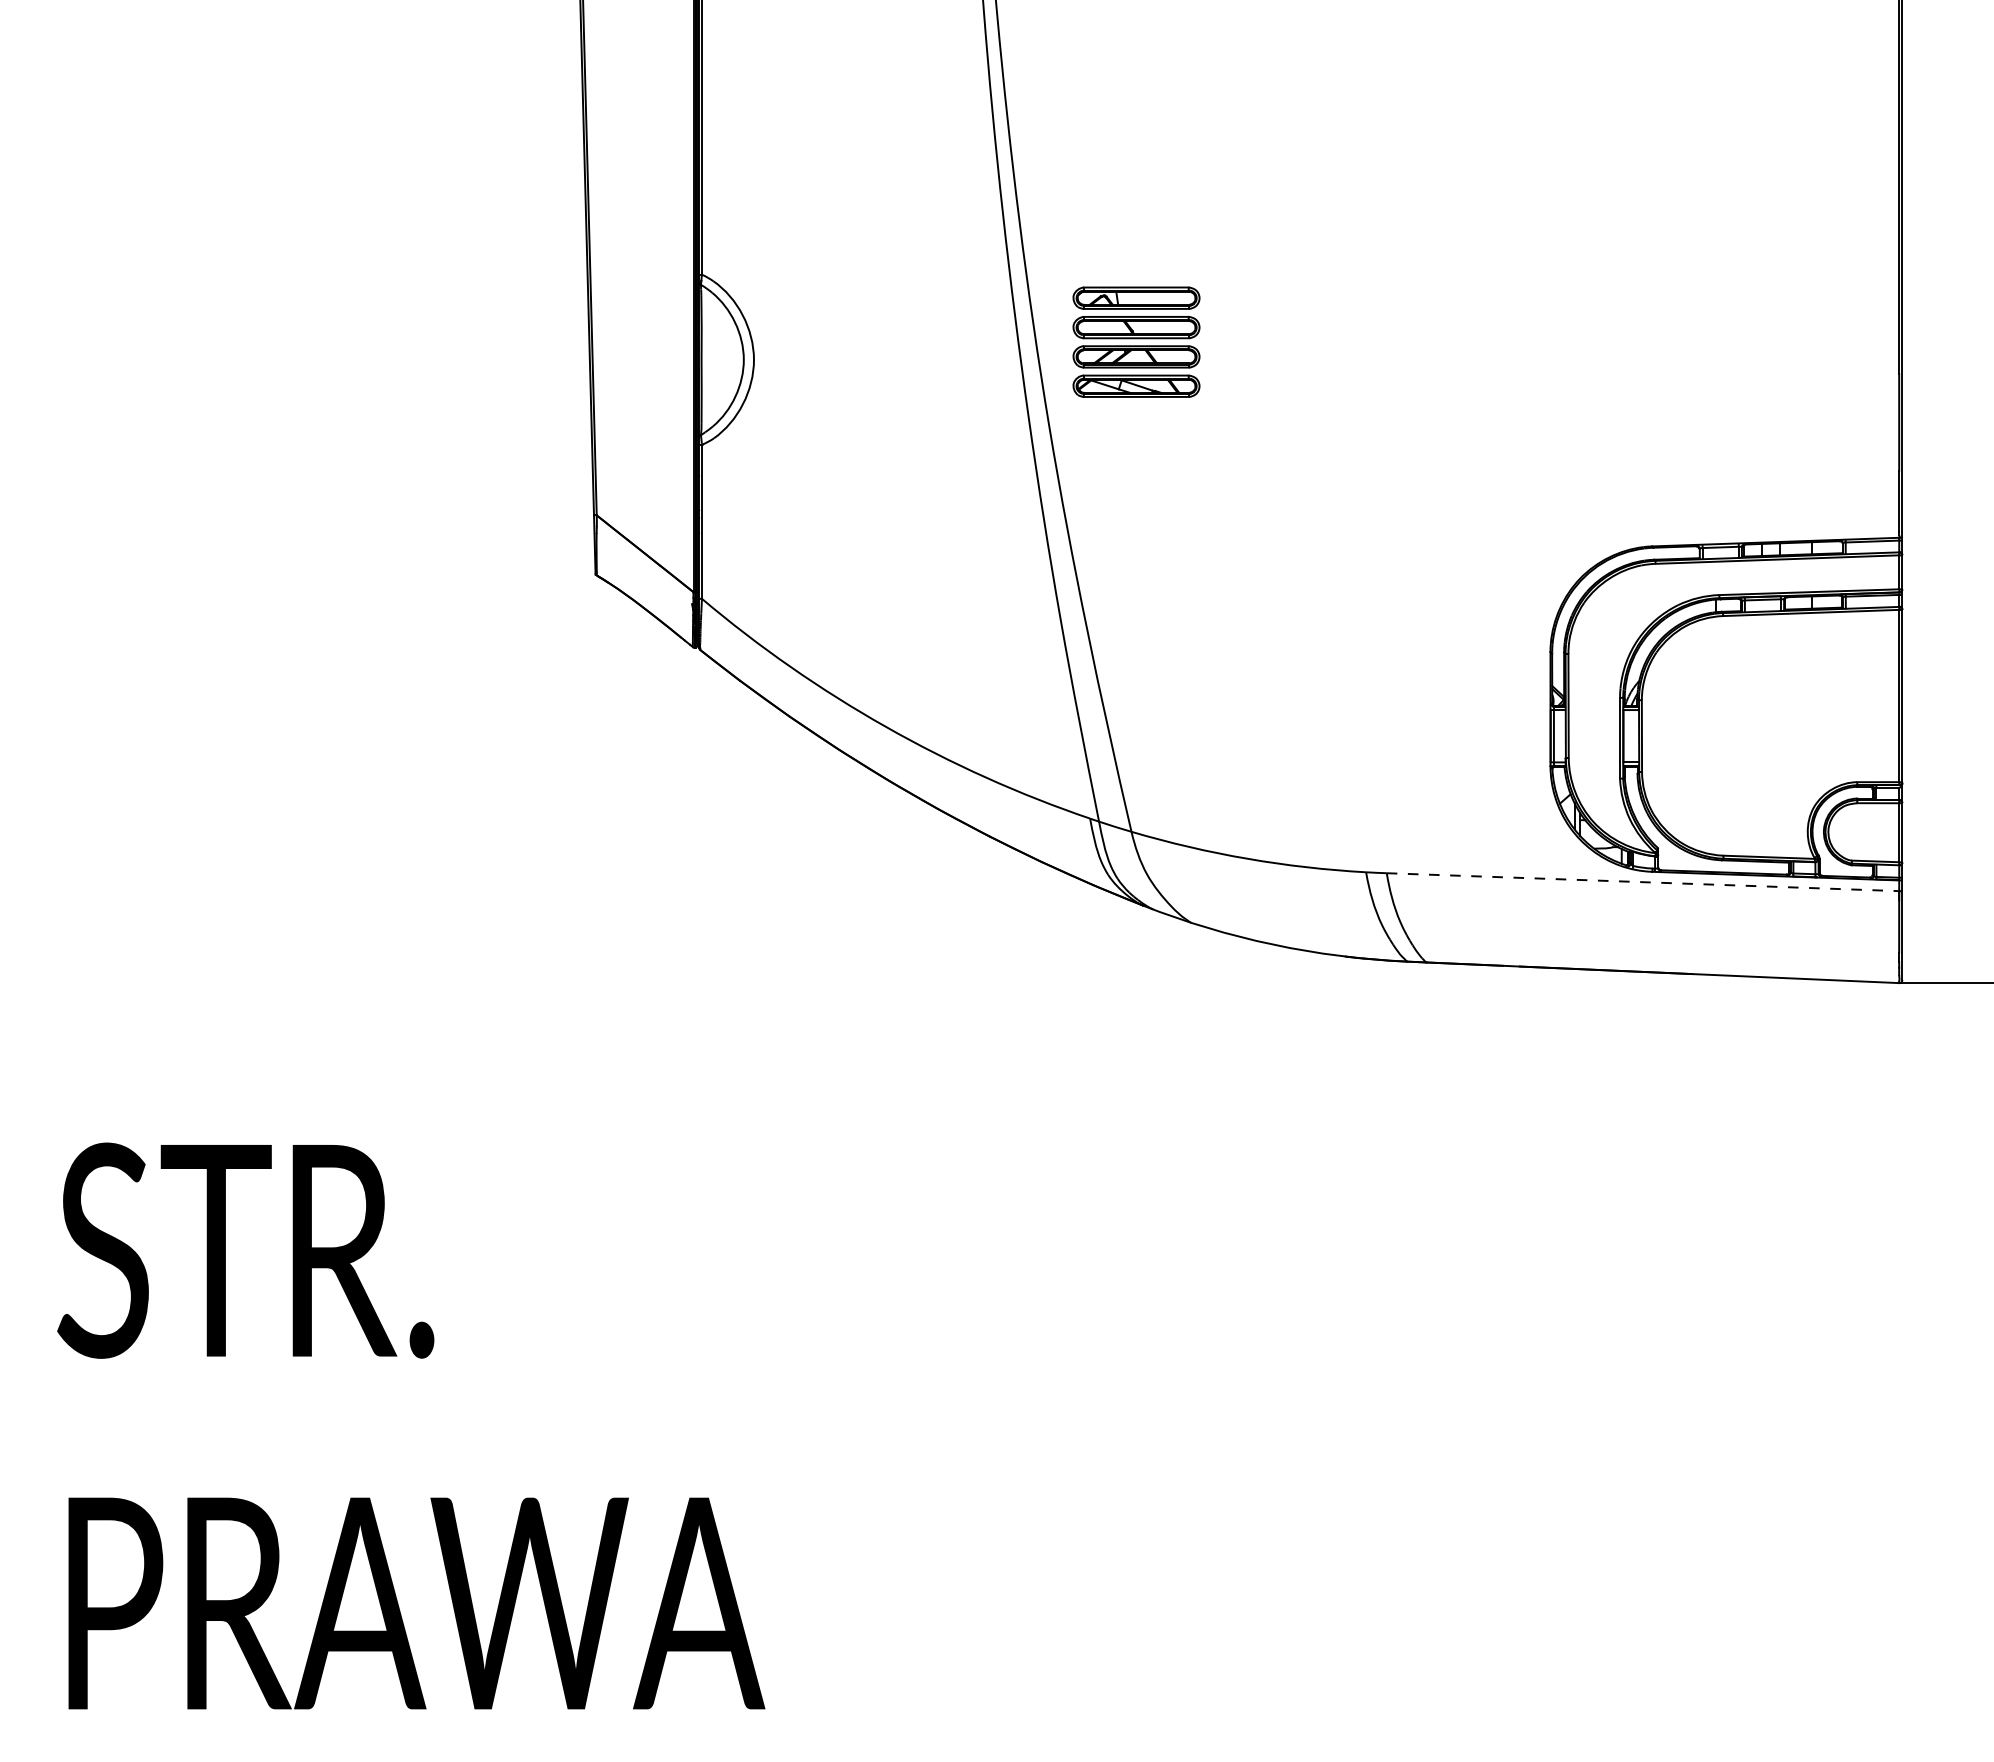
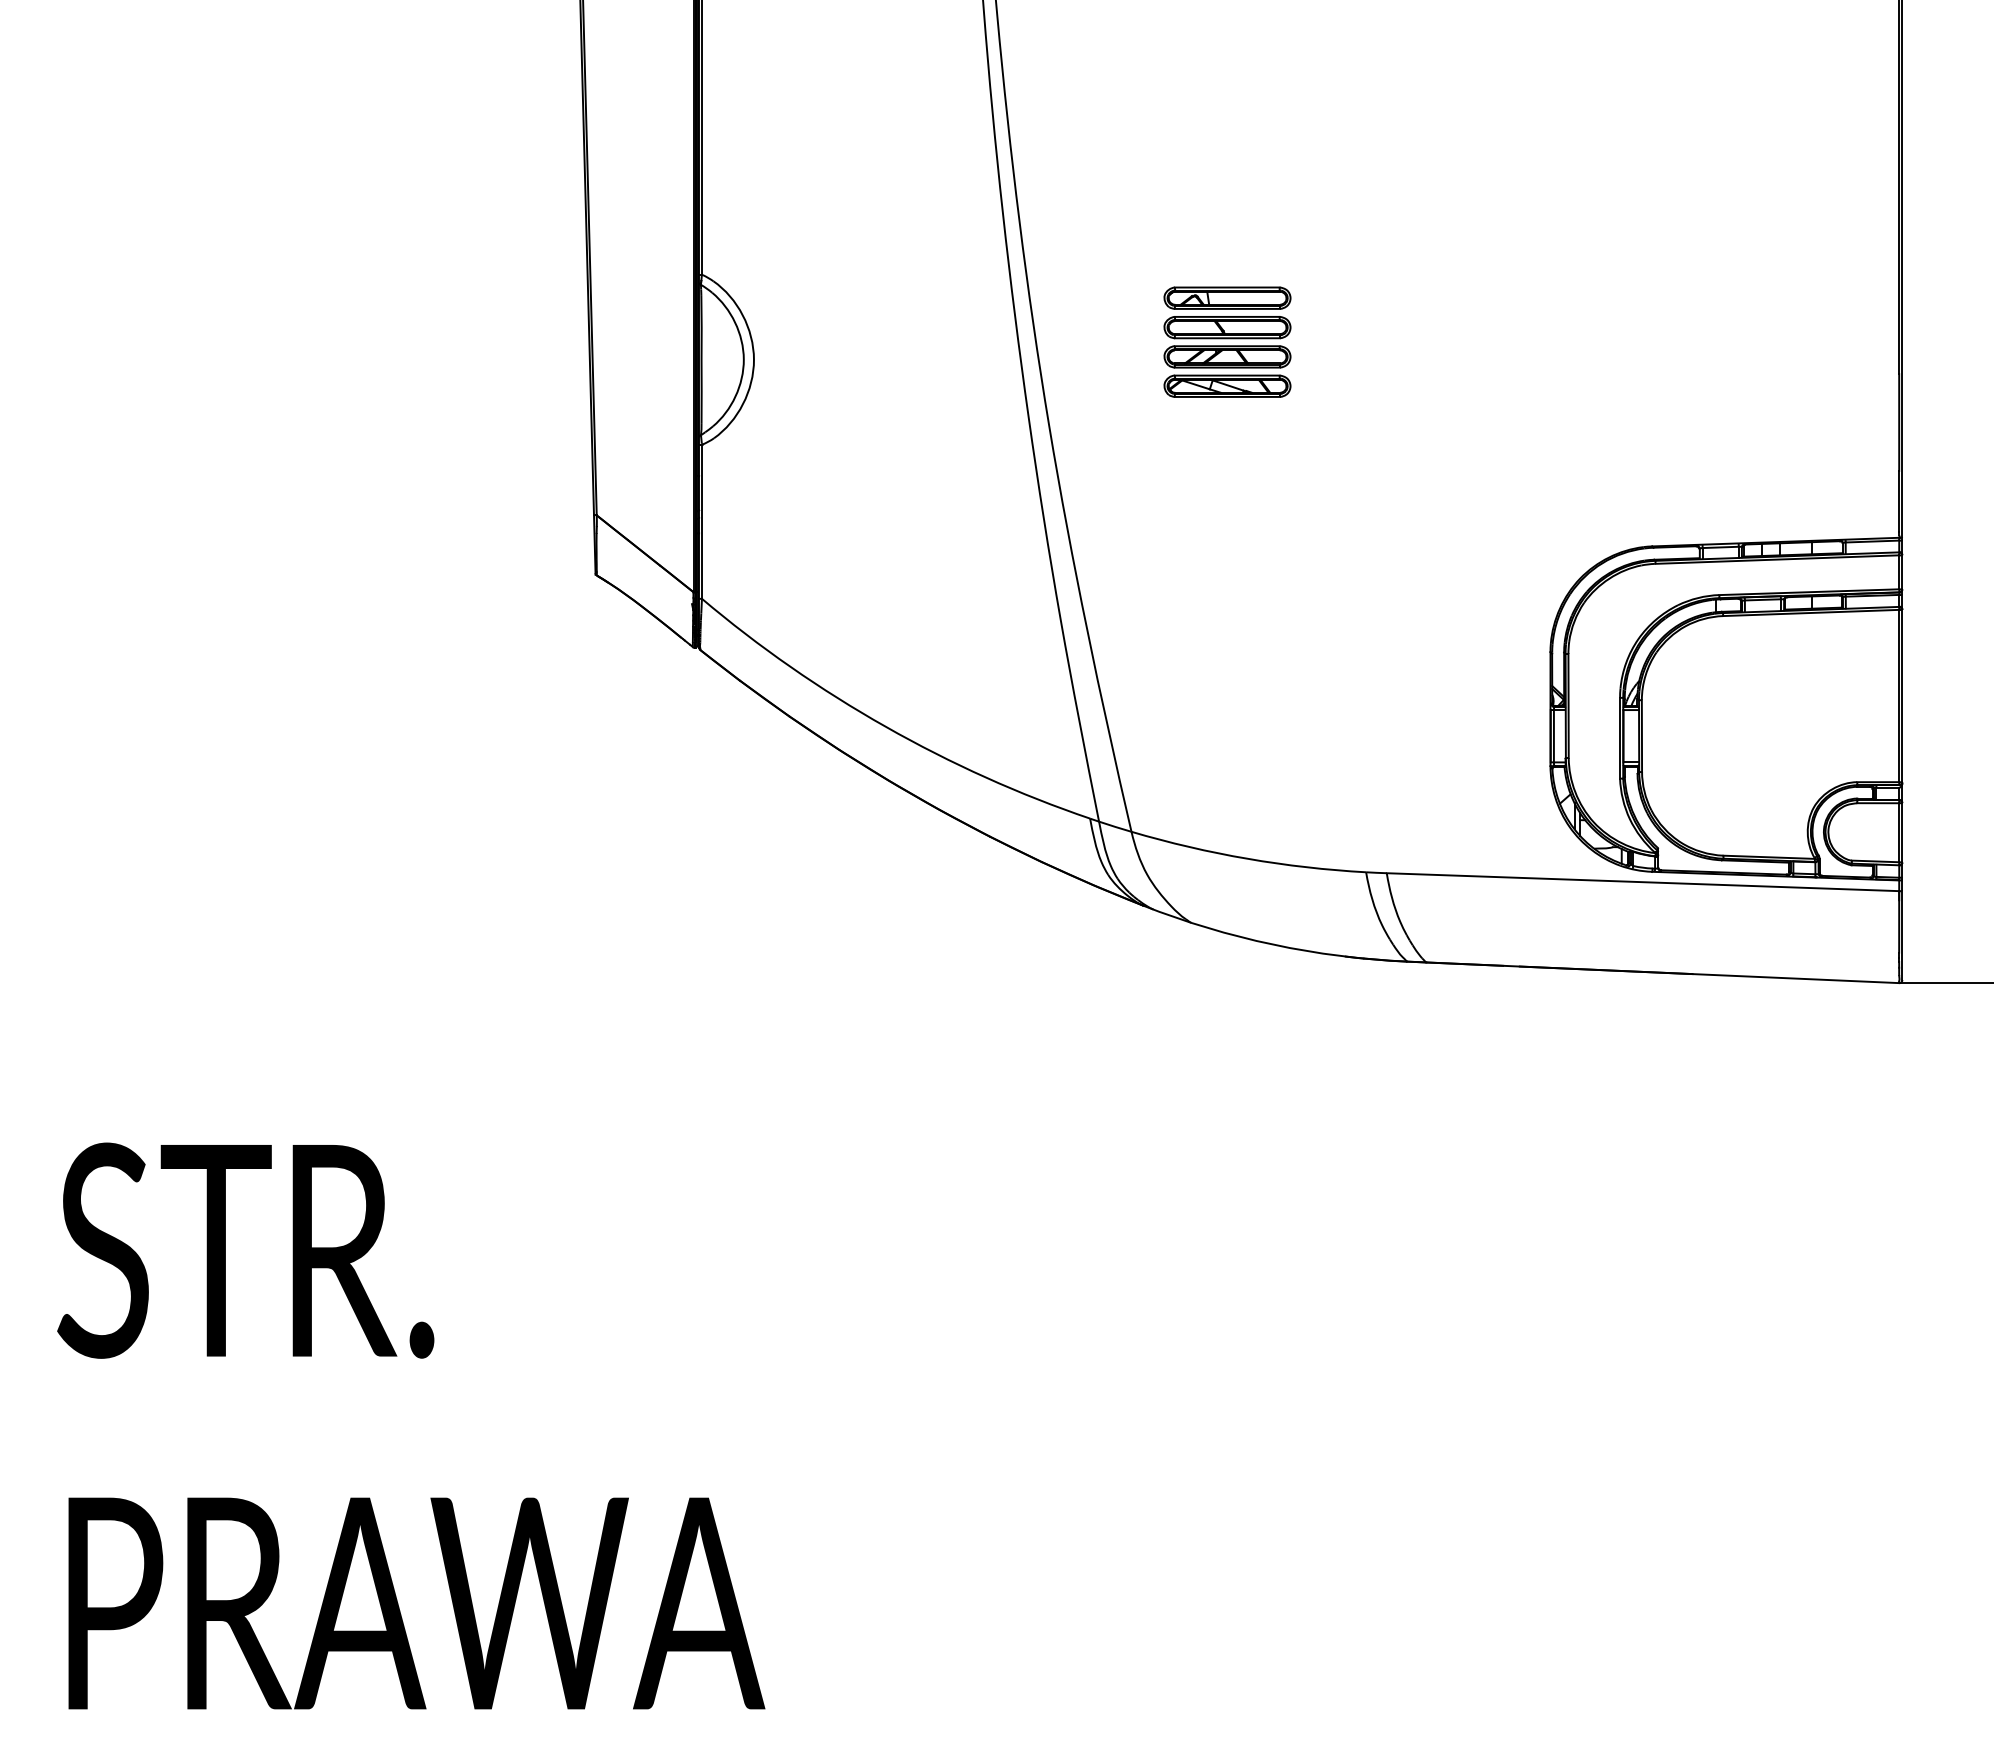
part position: (1136, 341) -> (1227, 341) (1227, 341)
line: dashed -> solid (1643, 882)
